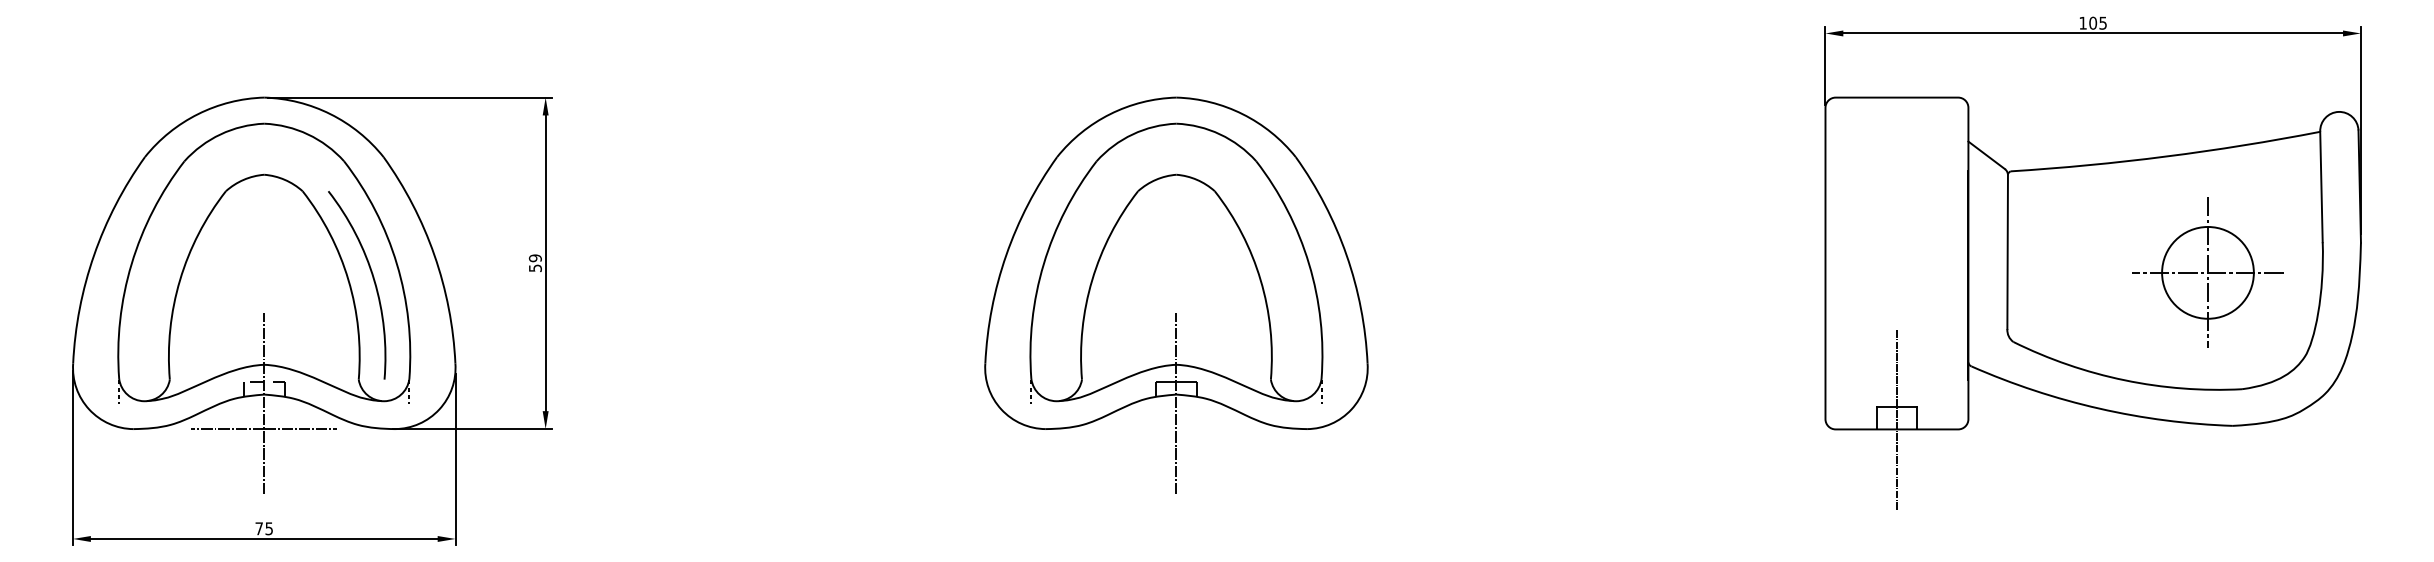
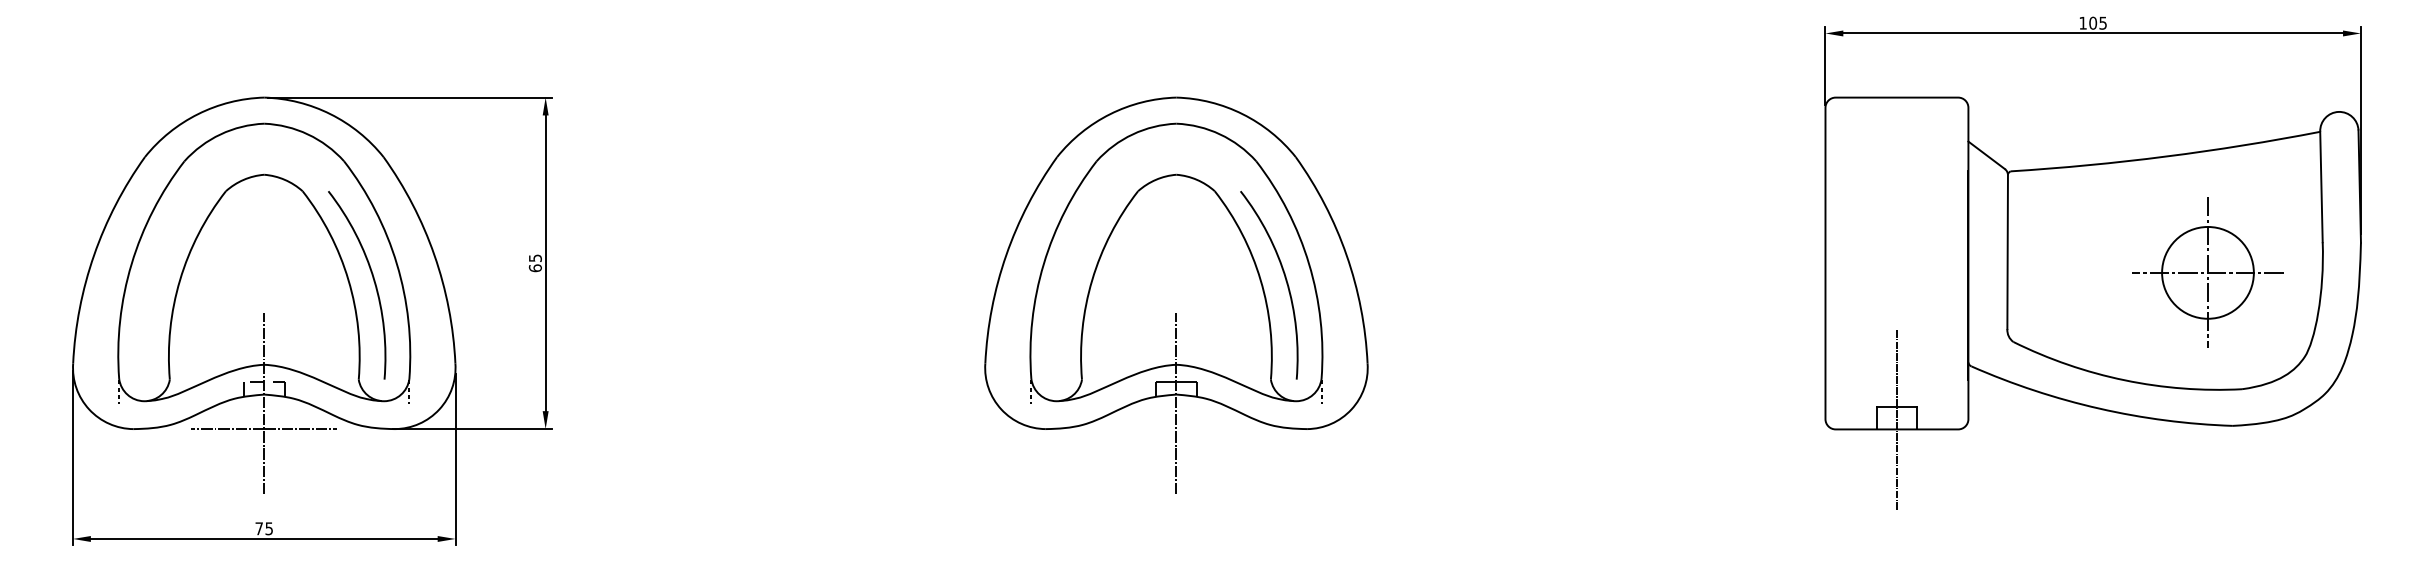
text: 59 -> 65 (534, 263)
arc: none -> present (1285, 281)
